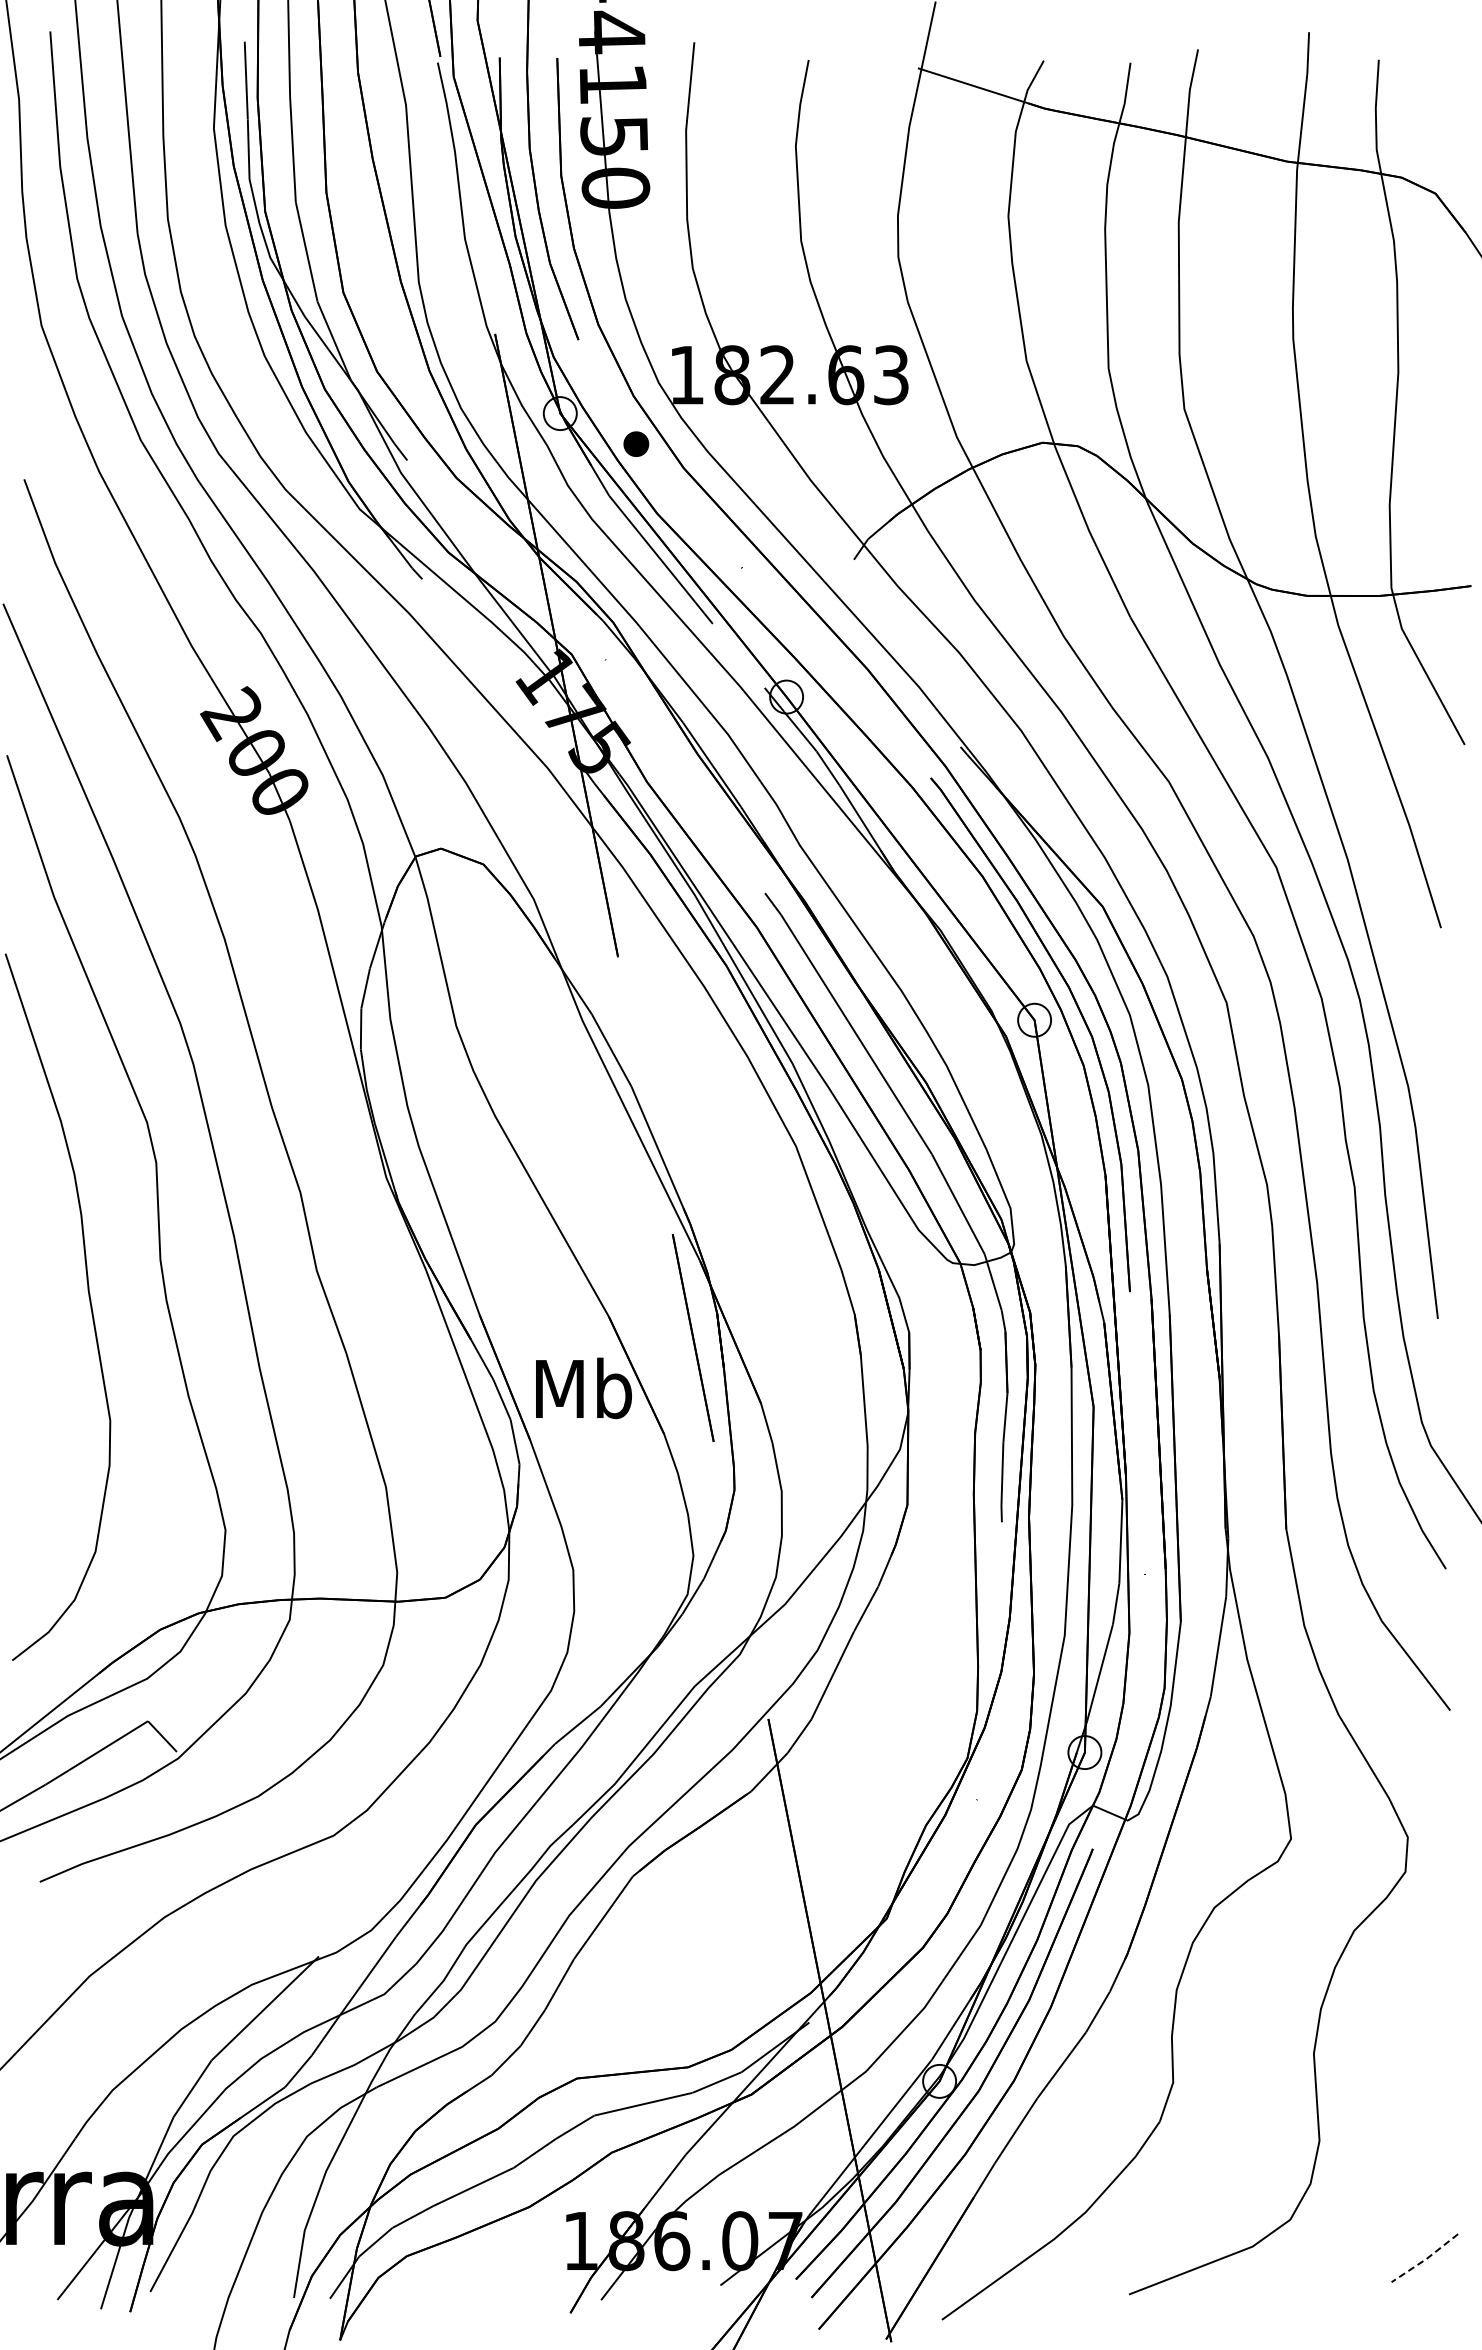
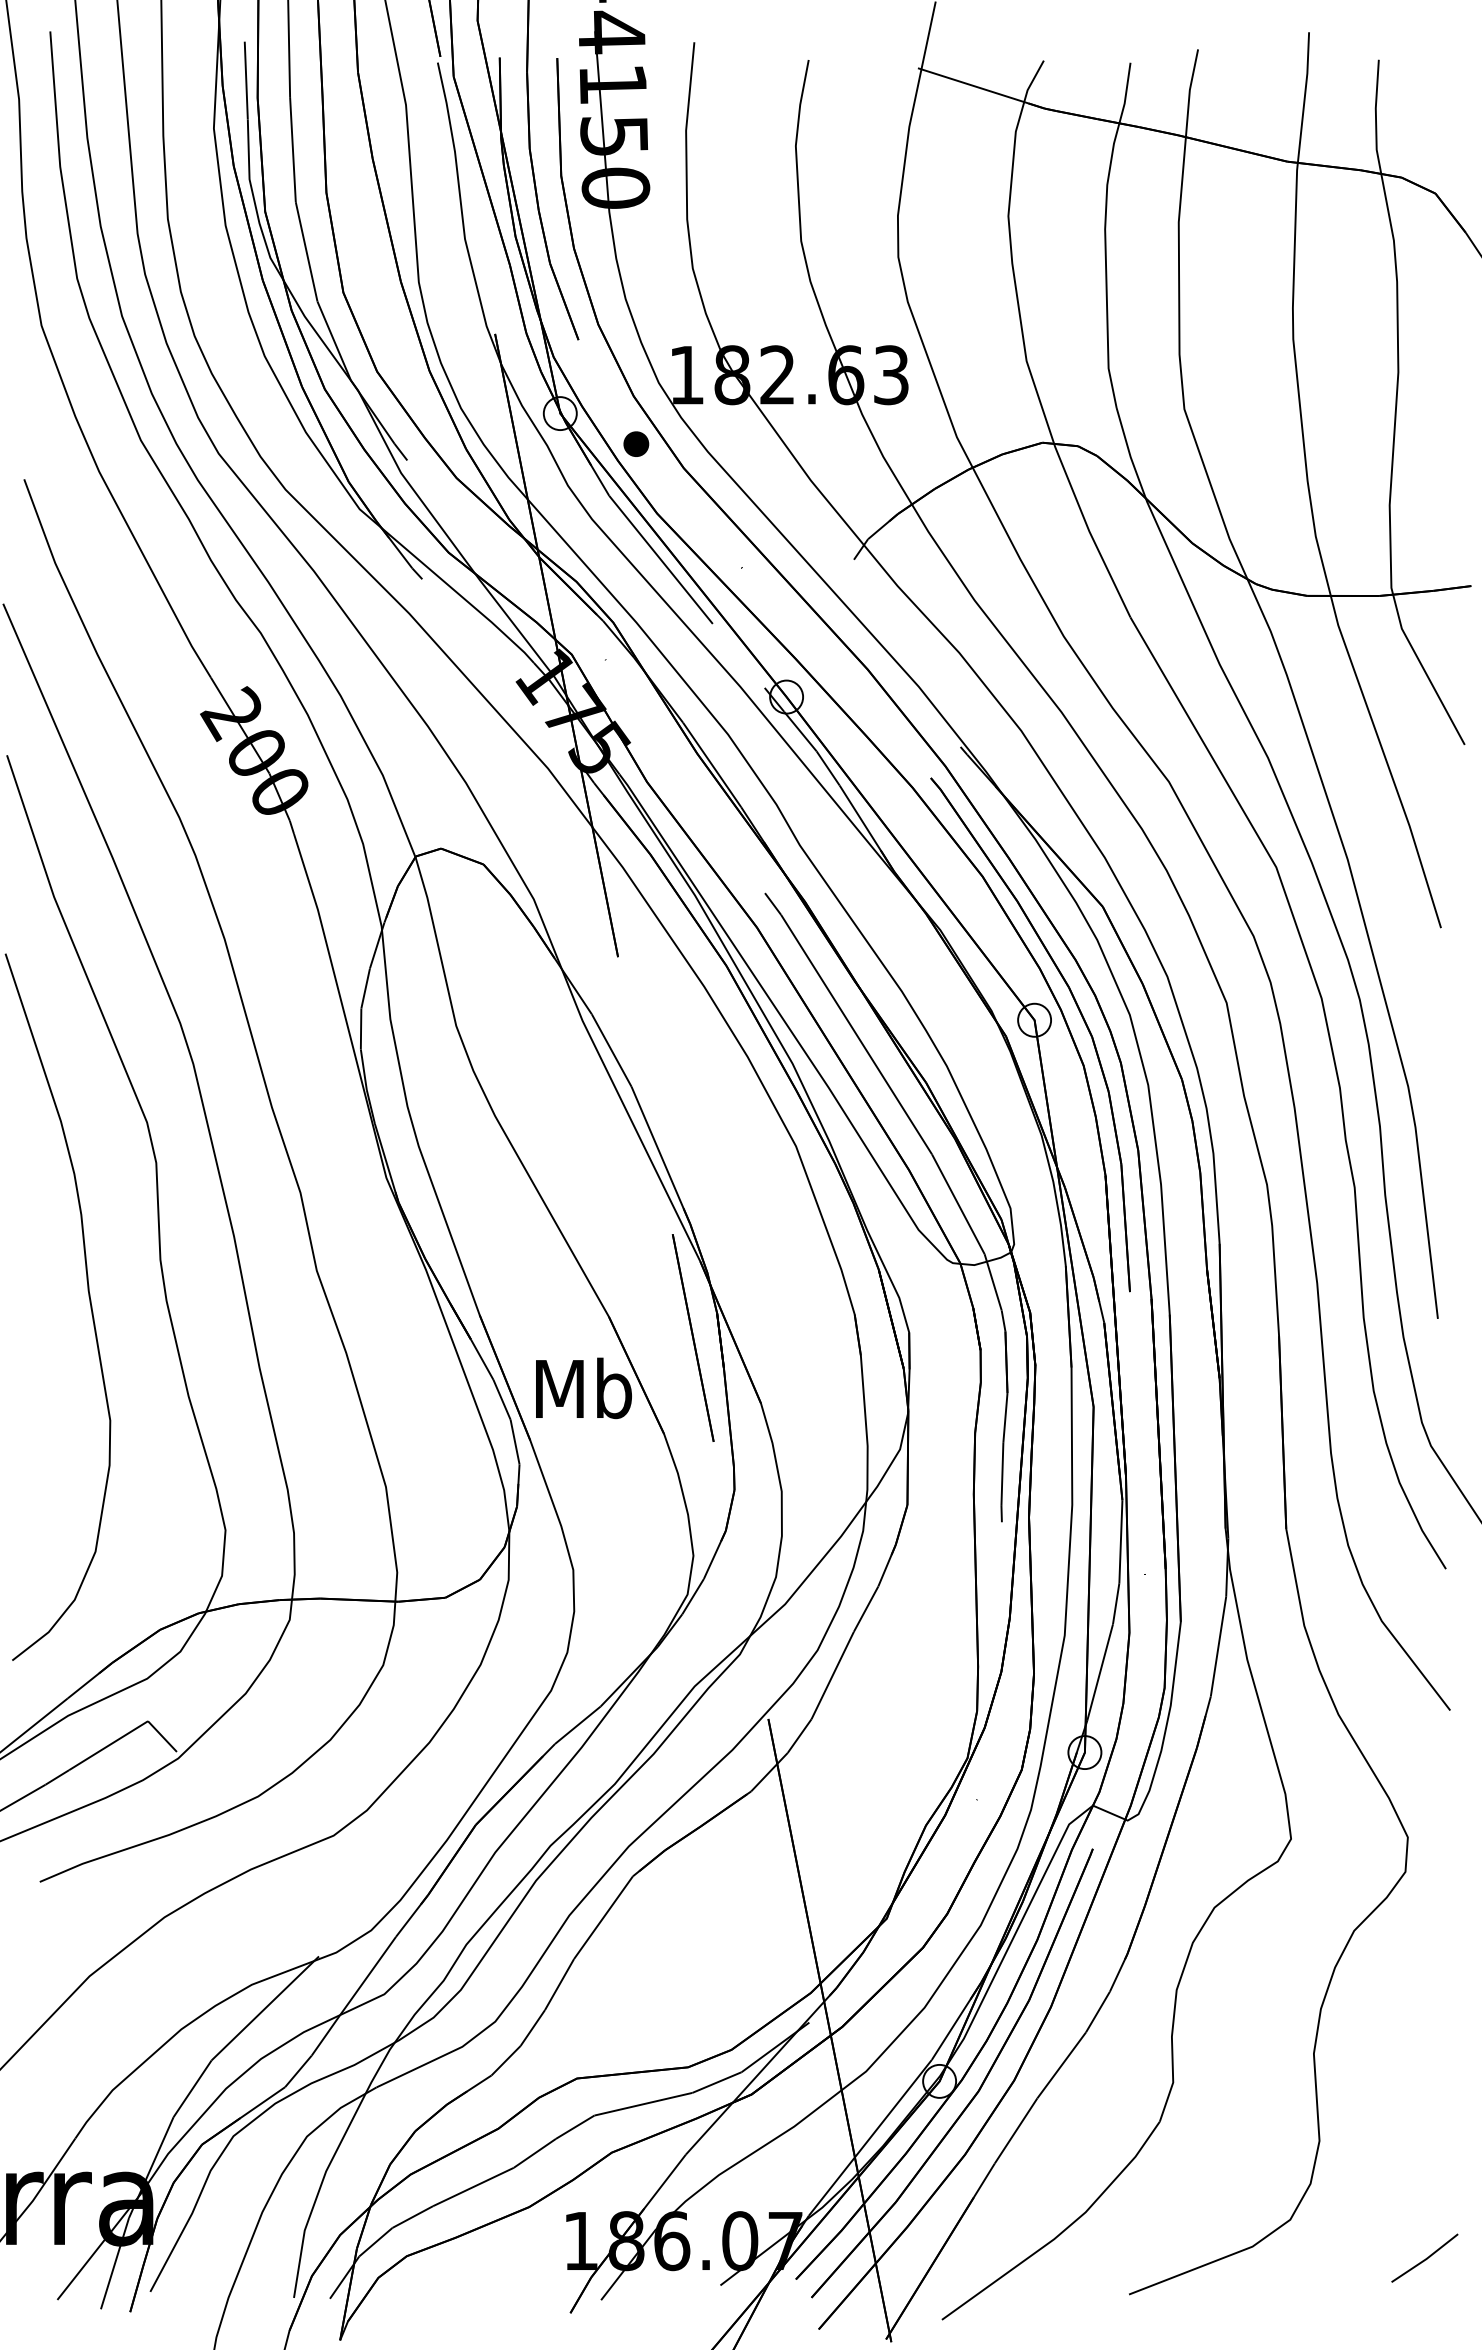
line: dashed -> solid (1425, 2259)
